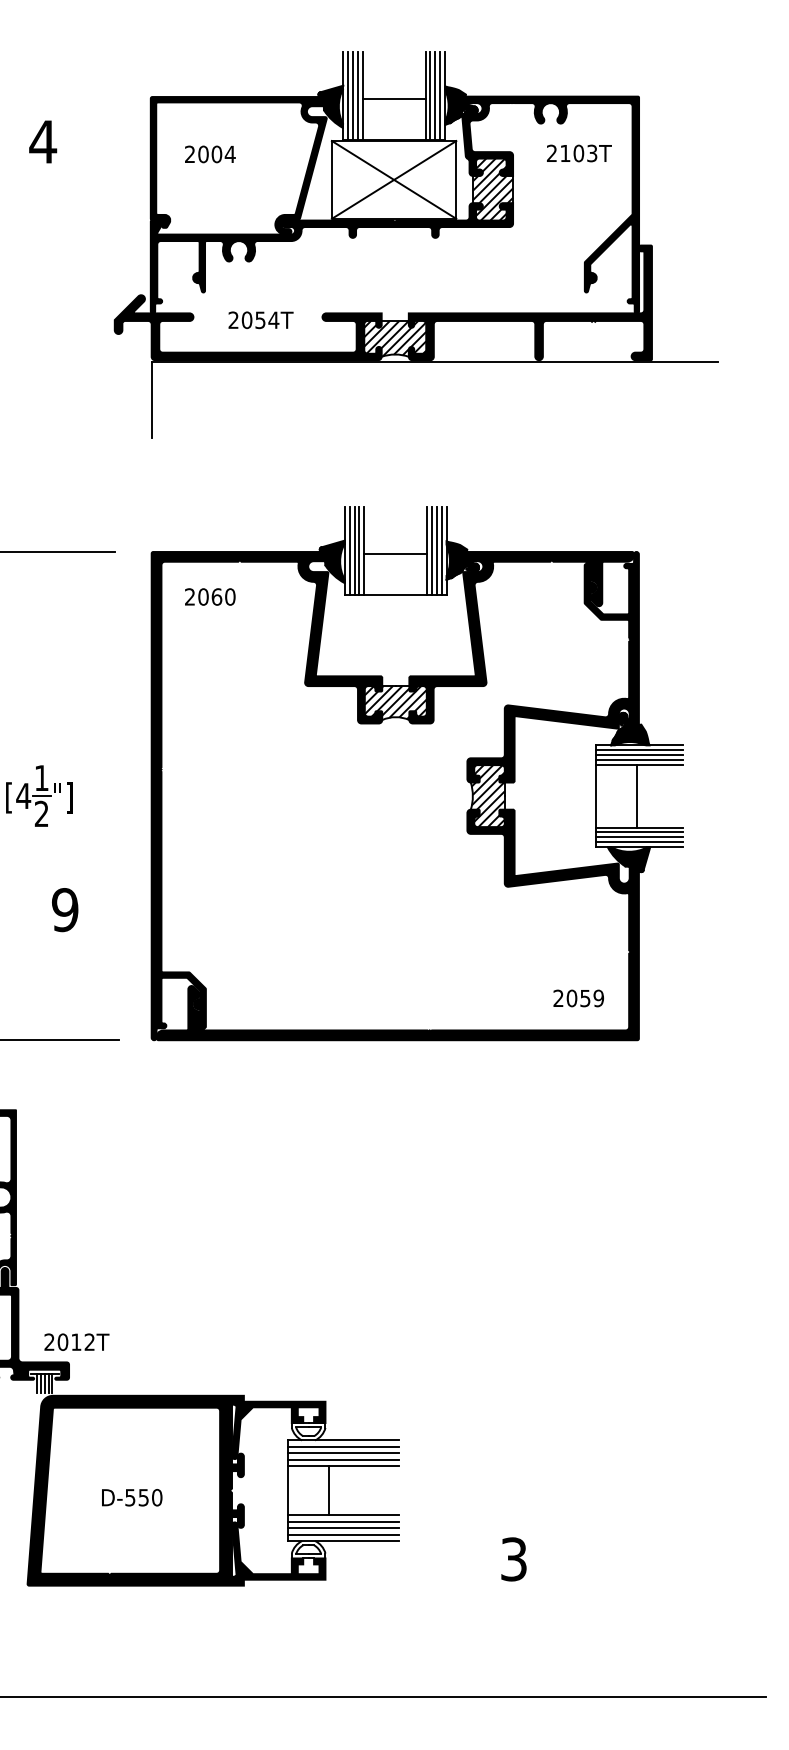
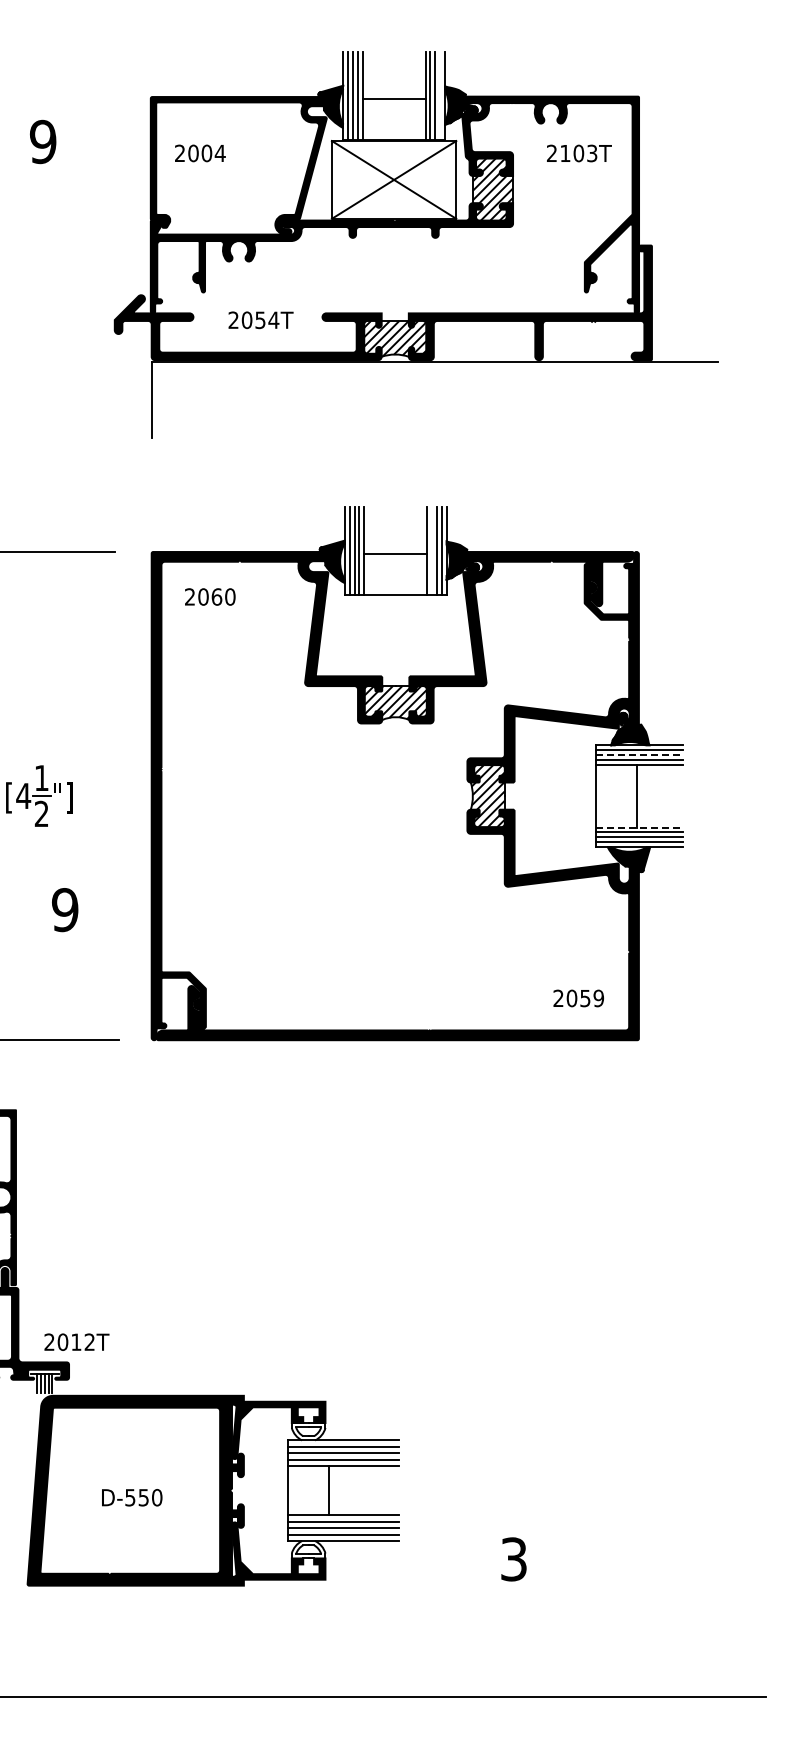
line: present -> none (440, 95)
text: 4 -> 9 (43, 141)
text position: (210, 154) -> (200, 153) (200, 153)
line: present -> none (431, 550)
line: solid -> dashed (639, 755)
line: solid -> dashed (639, 827)
